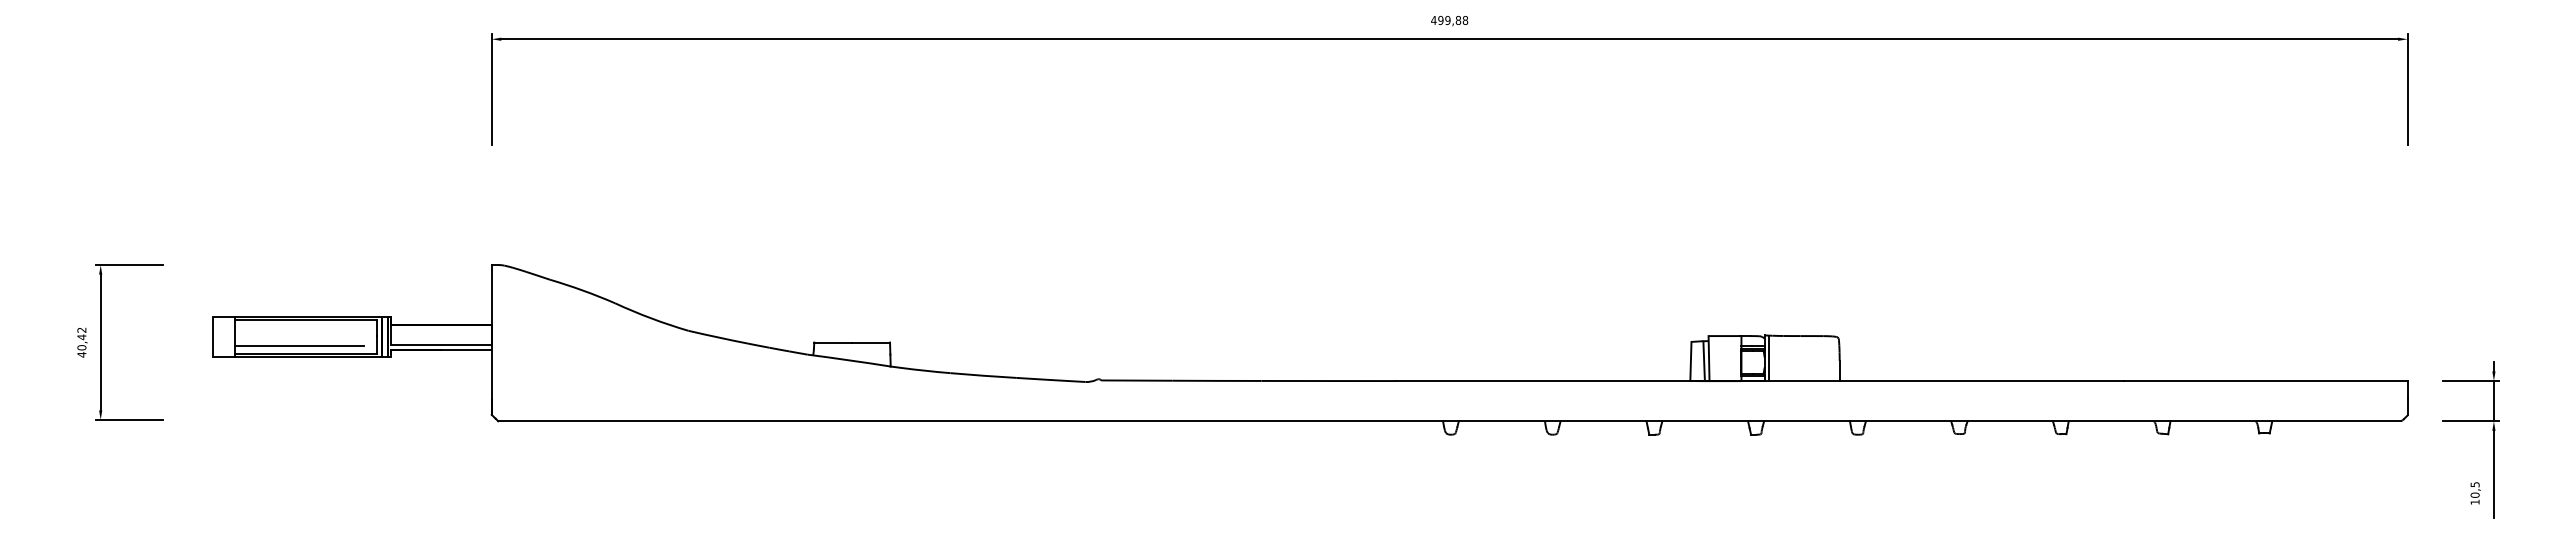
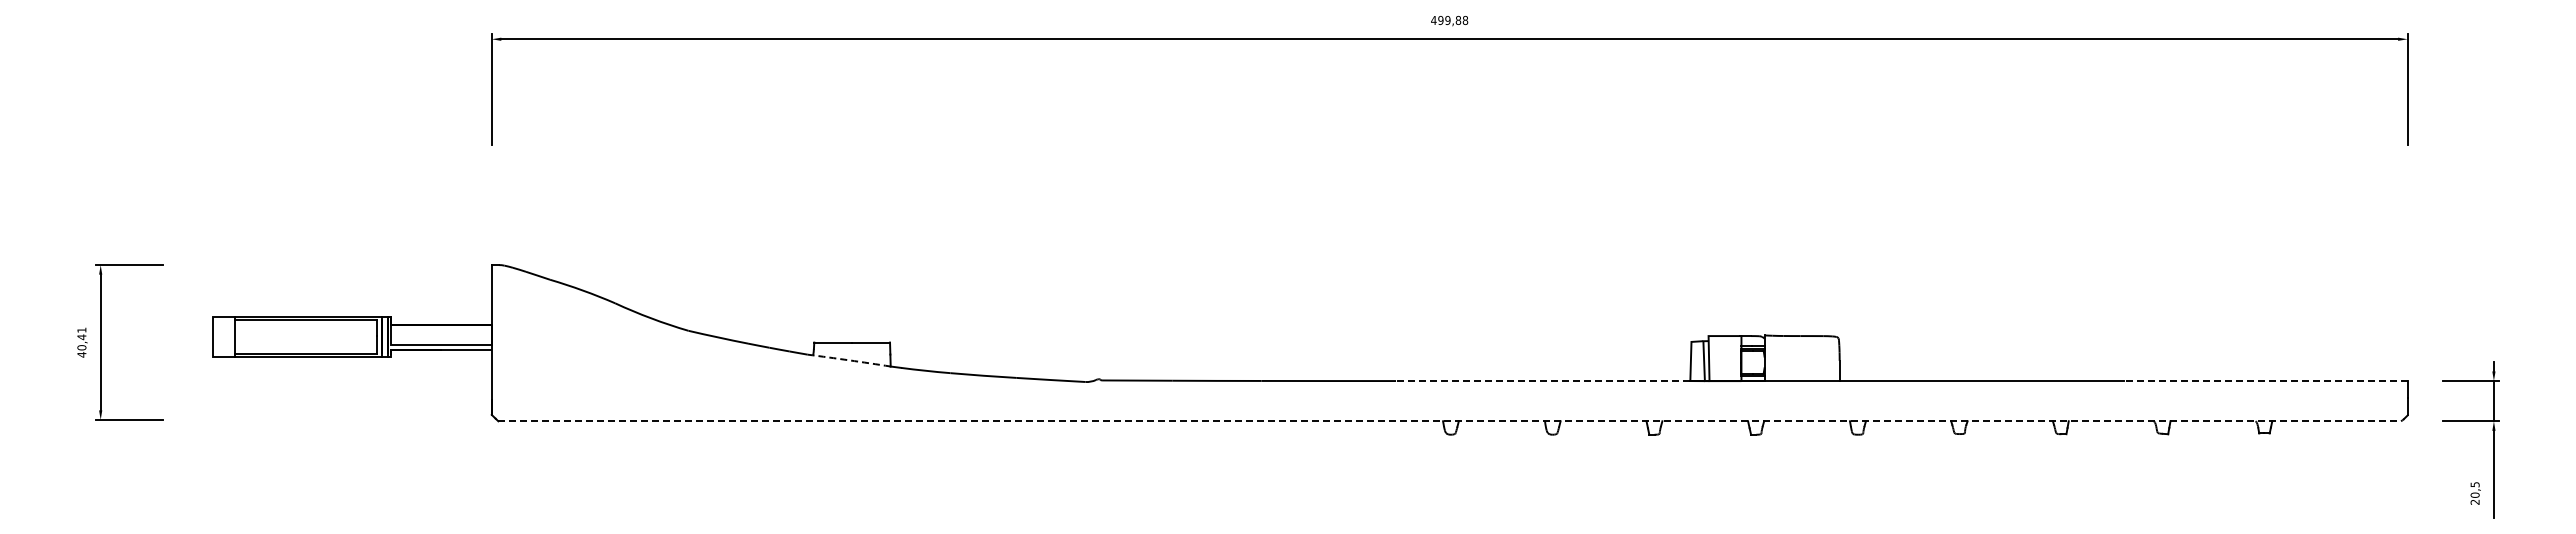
text: 40,42 -> 40,41 (81, 330)
line: present -> none (298, 346)
line: present -> none (1768, 357)
arc: solid -> dashed (849, 360)
line: solid -> dashed (1542, 381)
line: solid -> dashed (2265, 381)
line: solid -> dashed (1450, 421)
text: 10,5 -> 20,5 (2474, 502)
